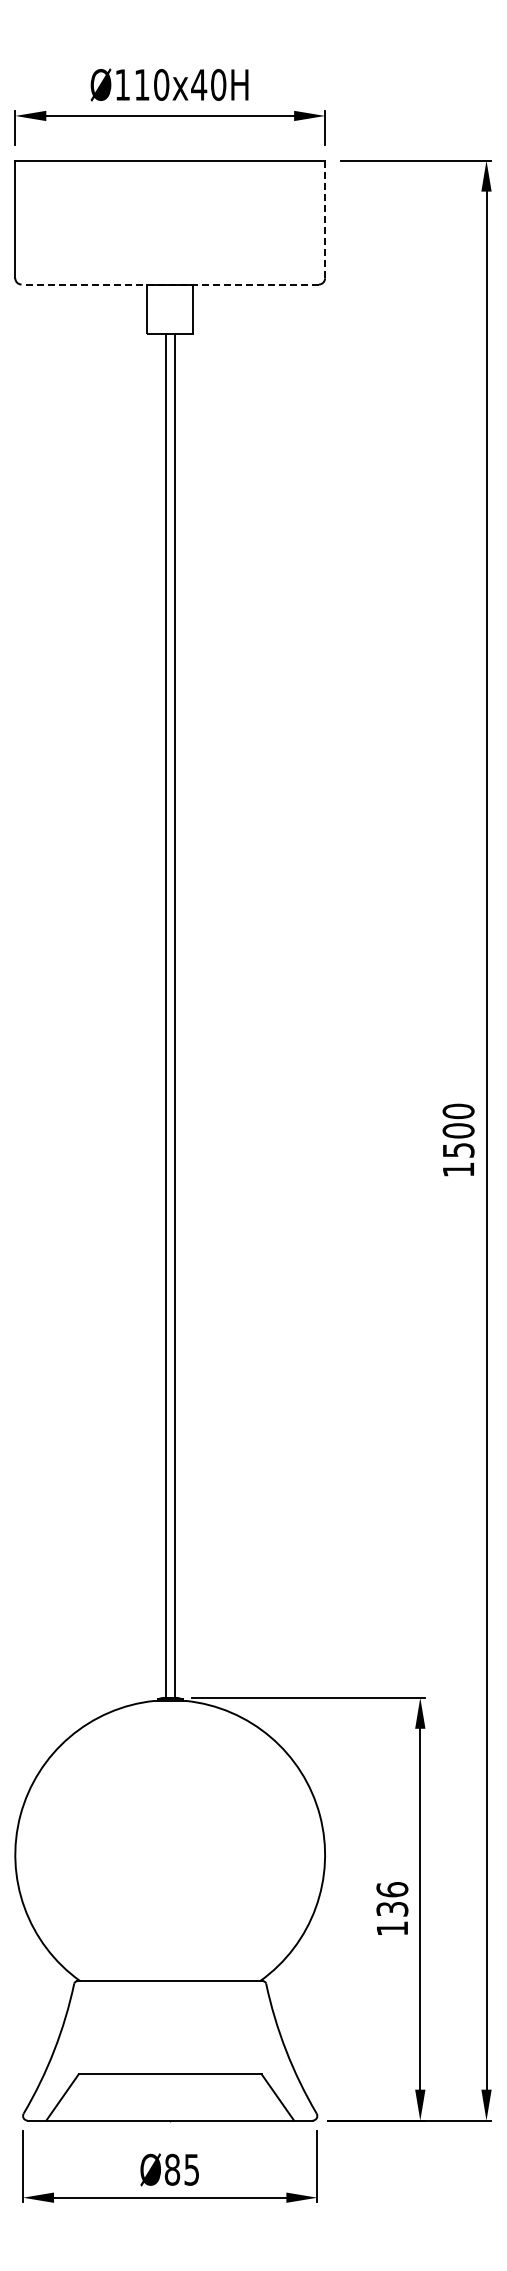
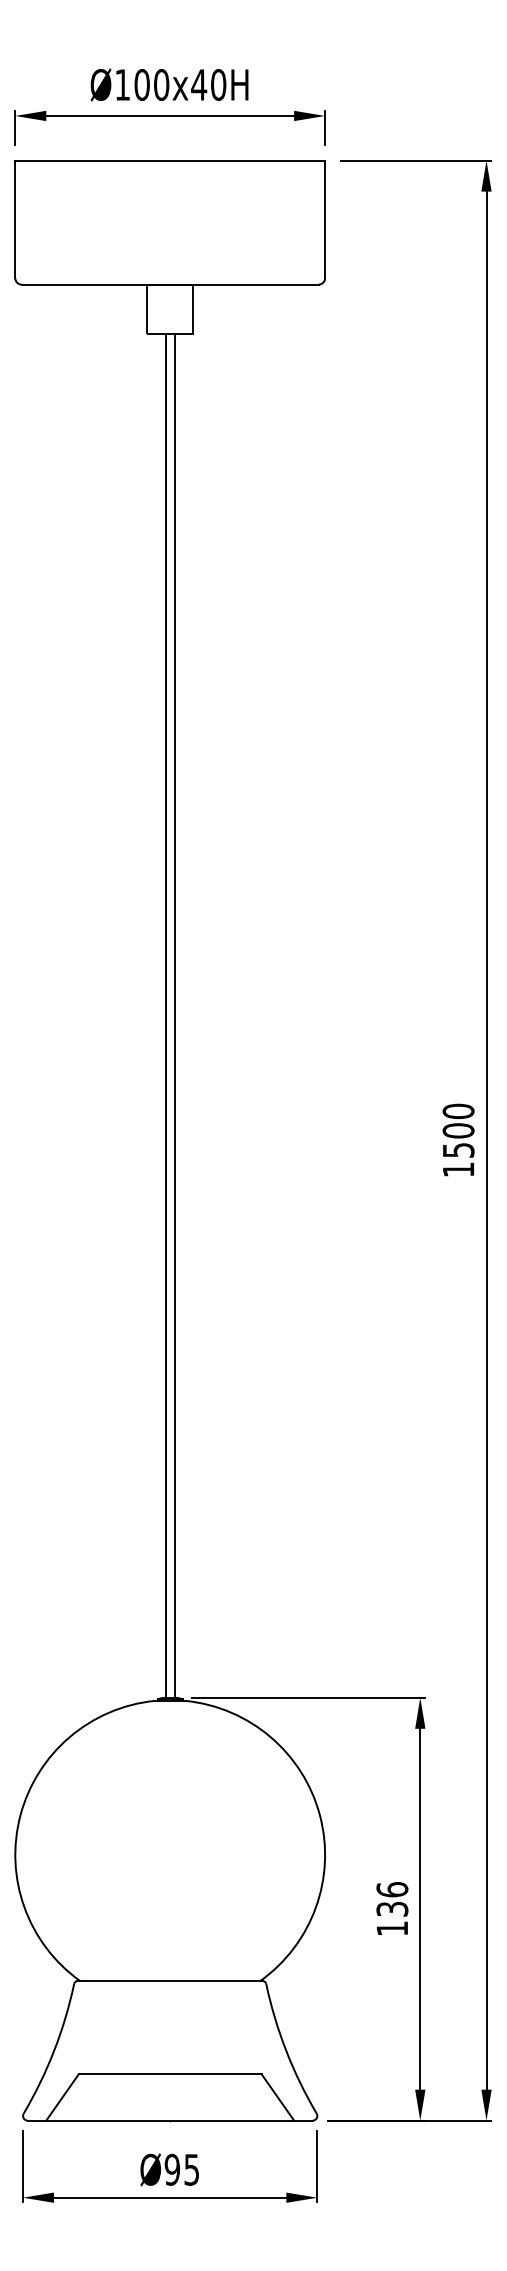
text: Ø110x40H -> Ø100x40H (141, 84)
line: dashed -> solid (325, 219)
line: dashed -> solid (170, 284)
text: Ø85 -> Ø95 (172, 2169)
